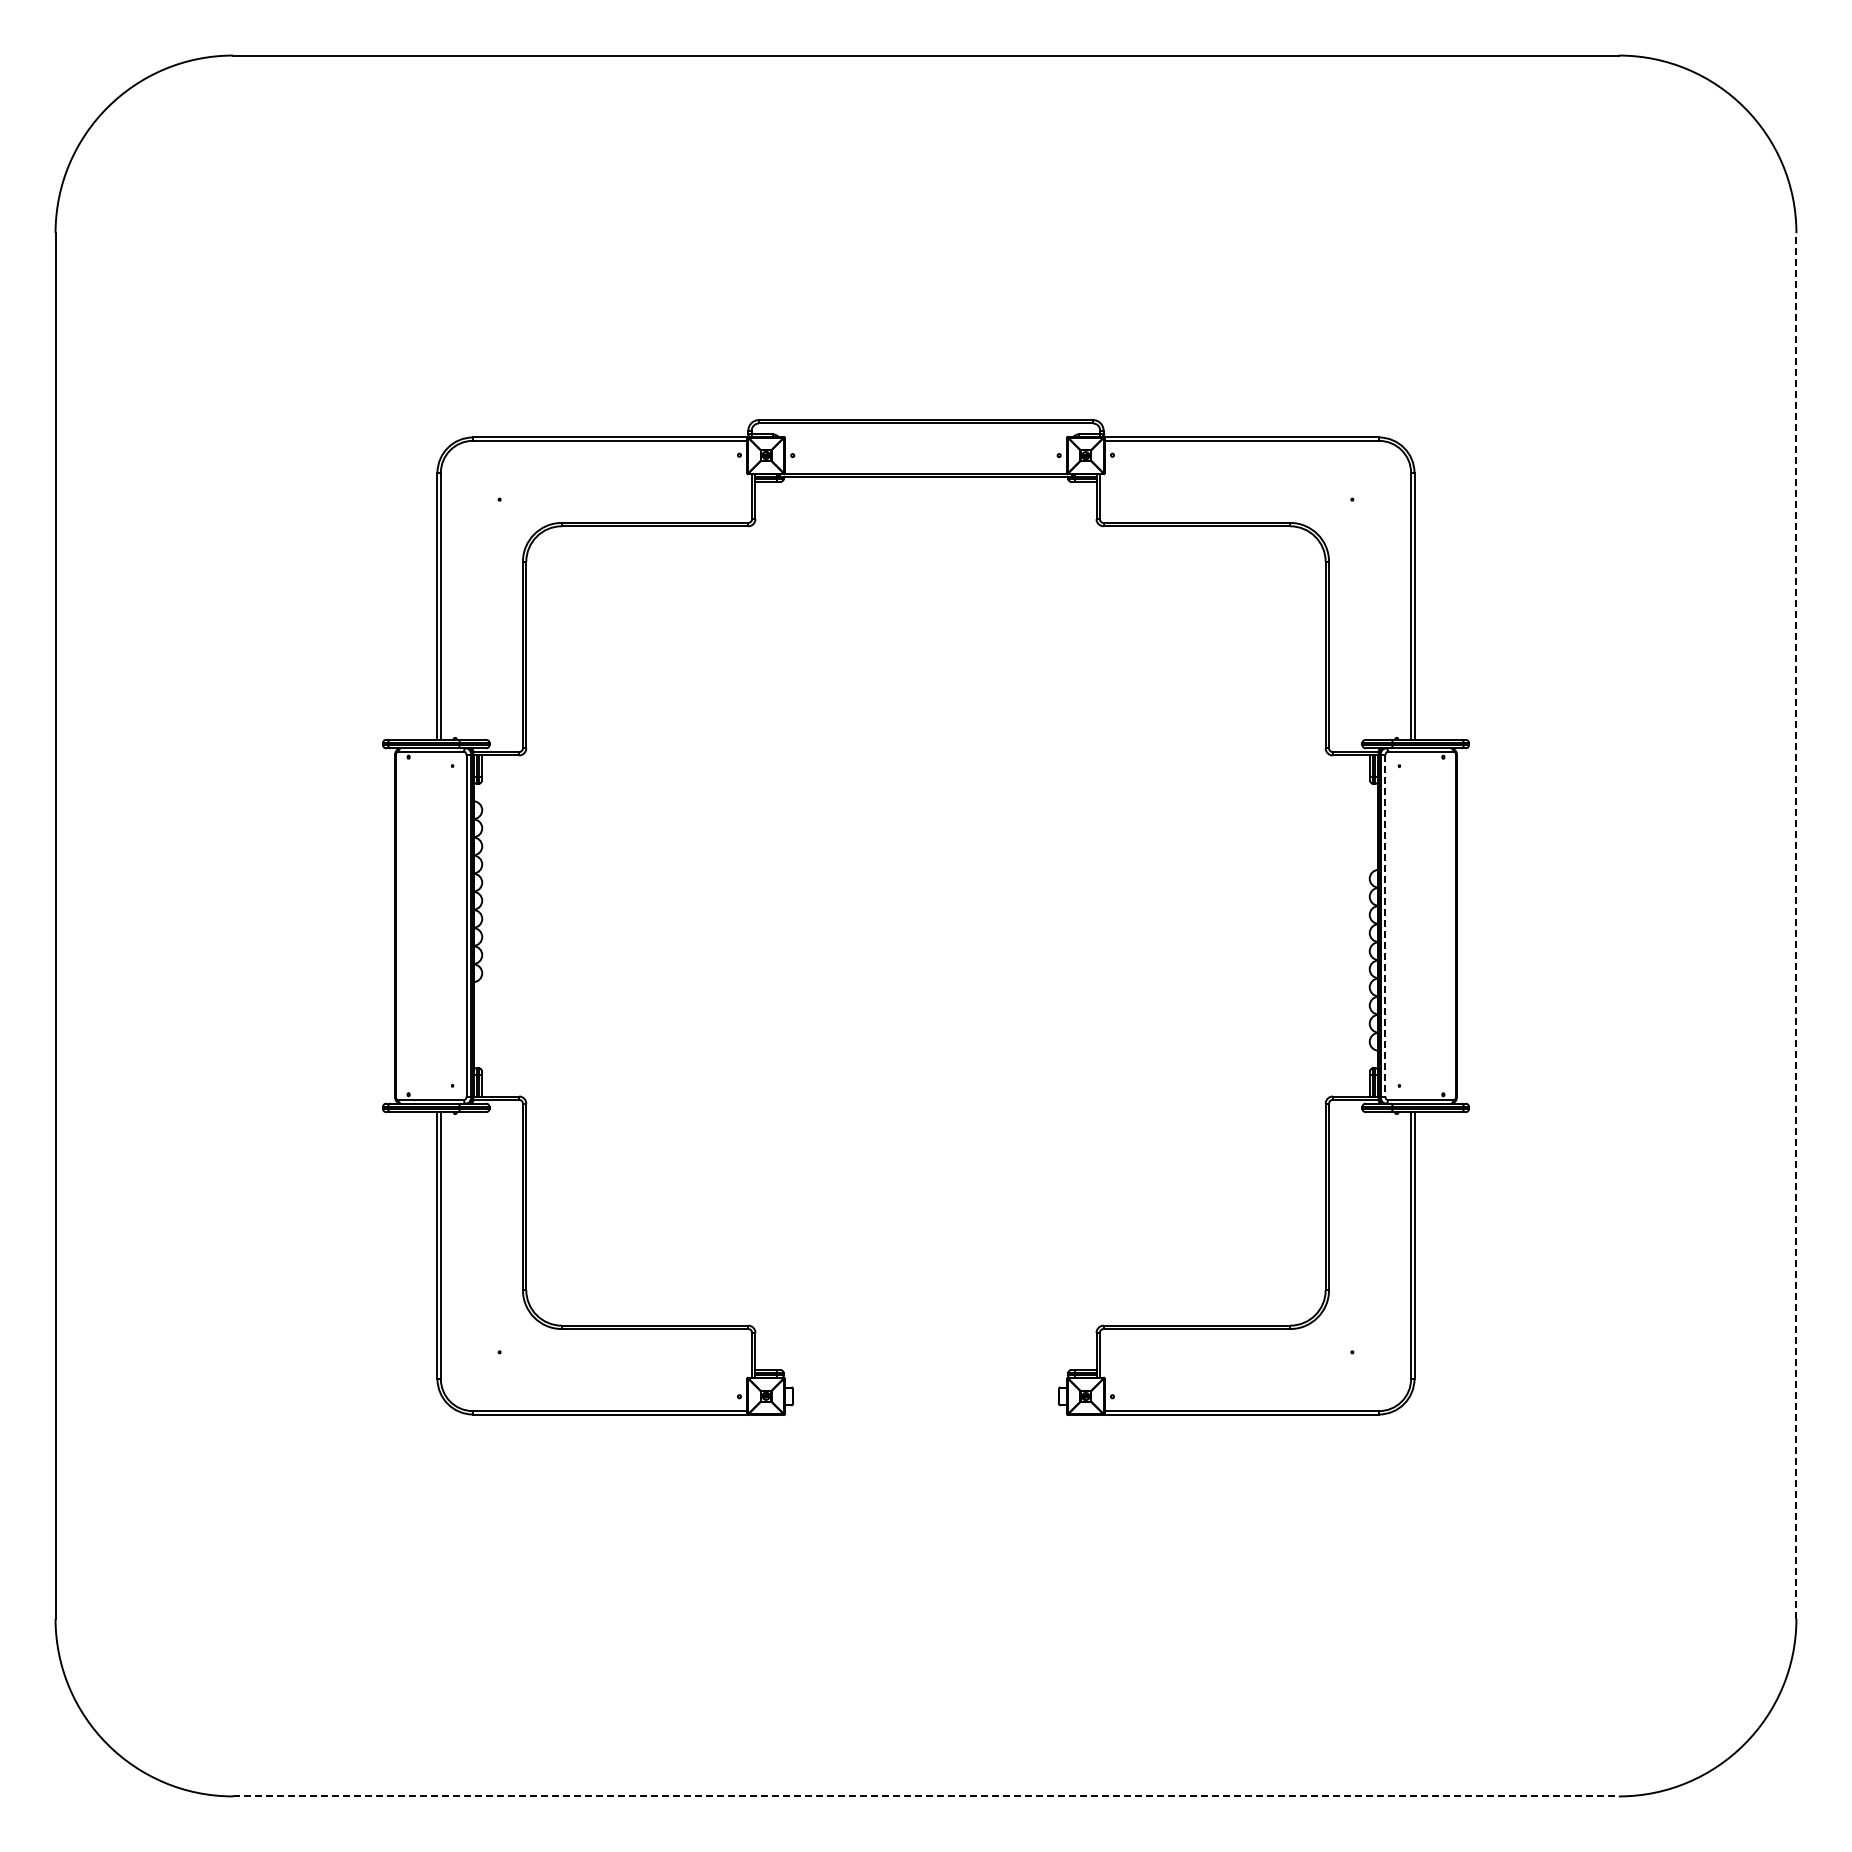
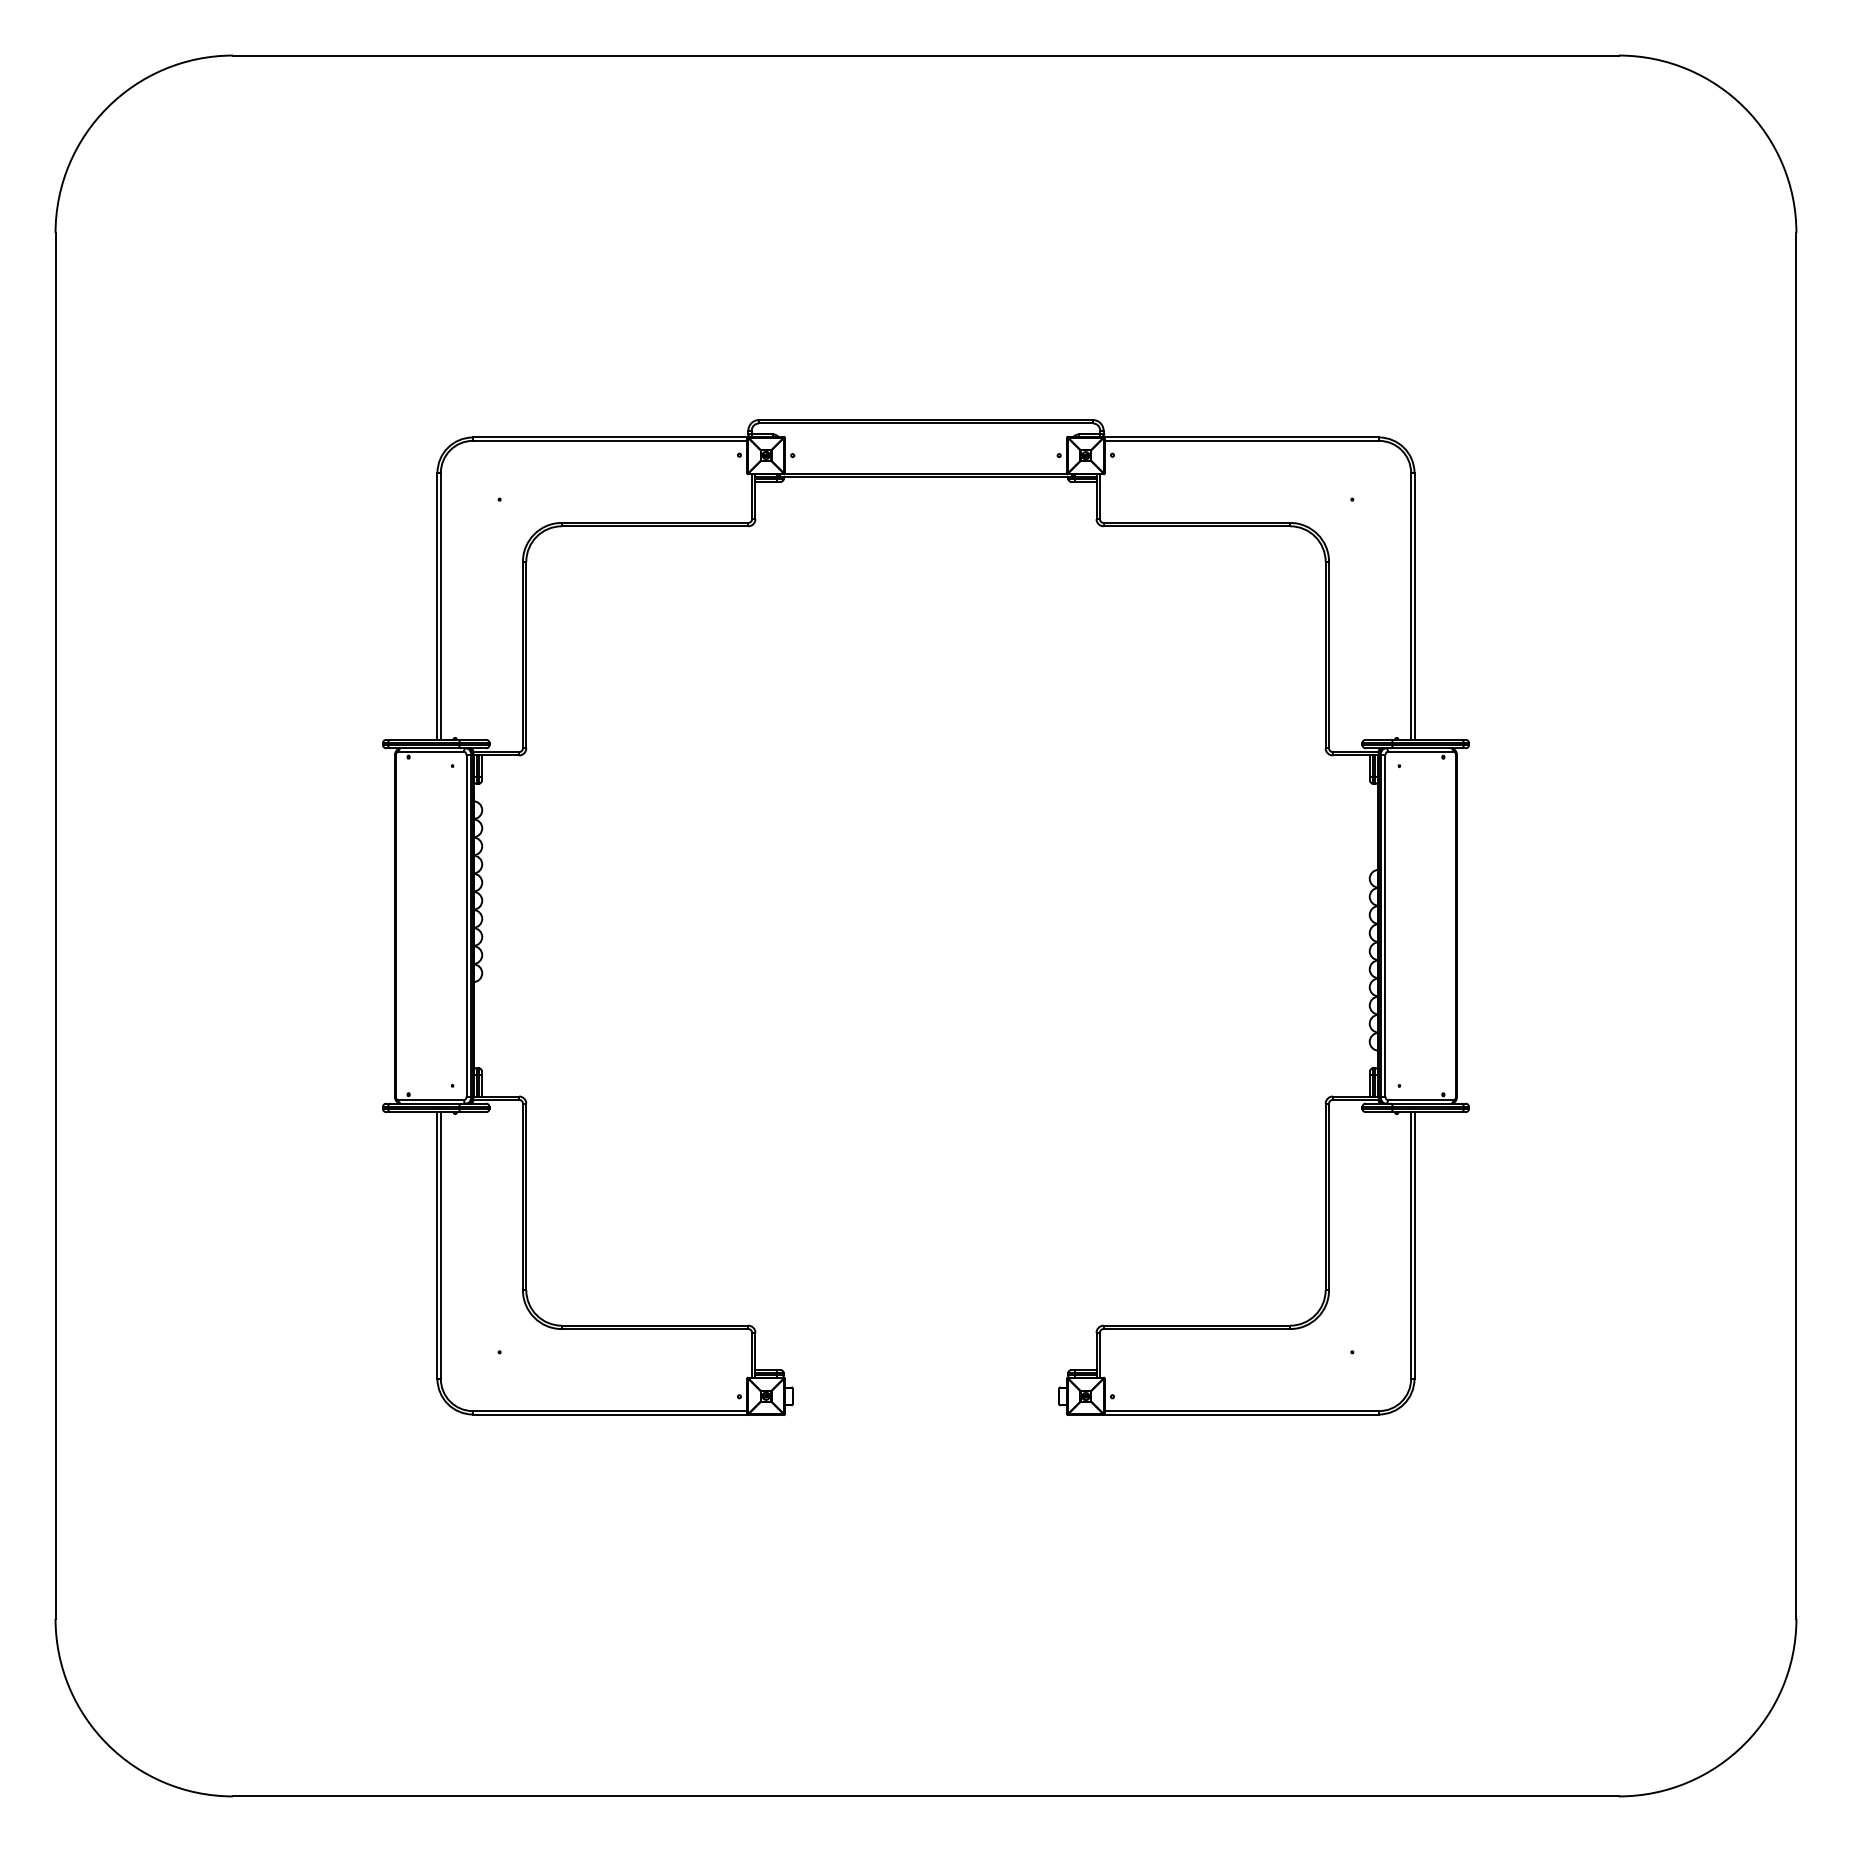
line: dashed -> solid (1385, 925)
line: dashed -> solid (1796, 925)
line: dashed -> solid (926, 1796)
